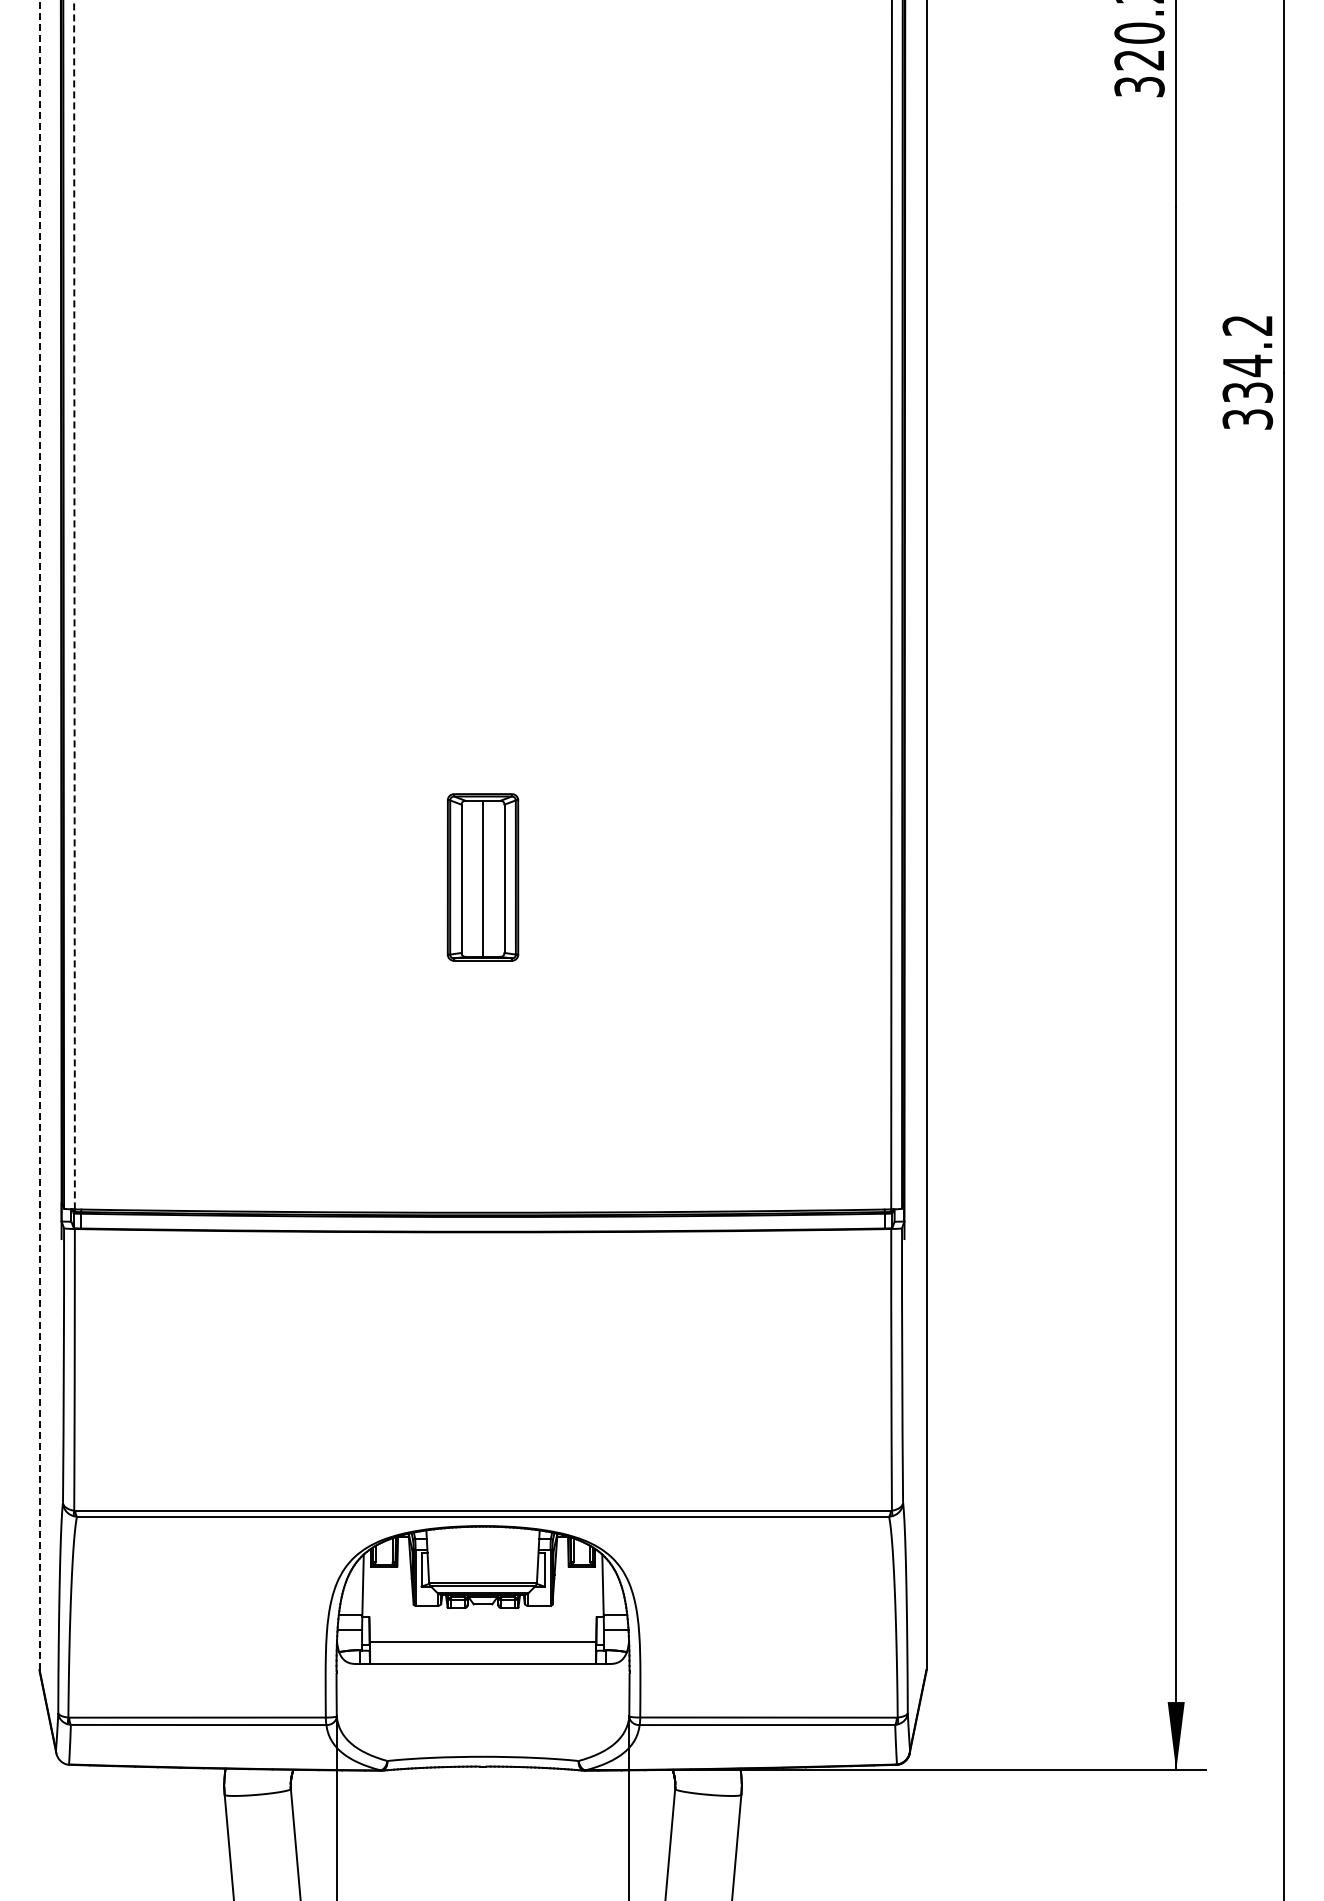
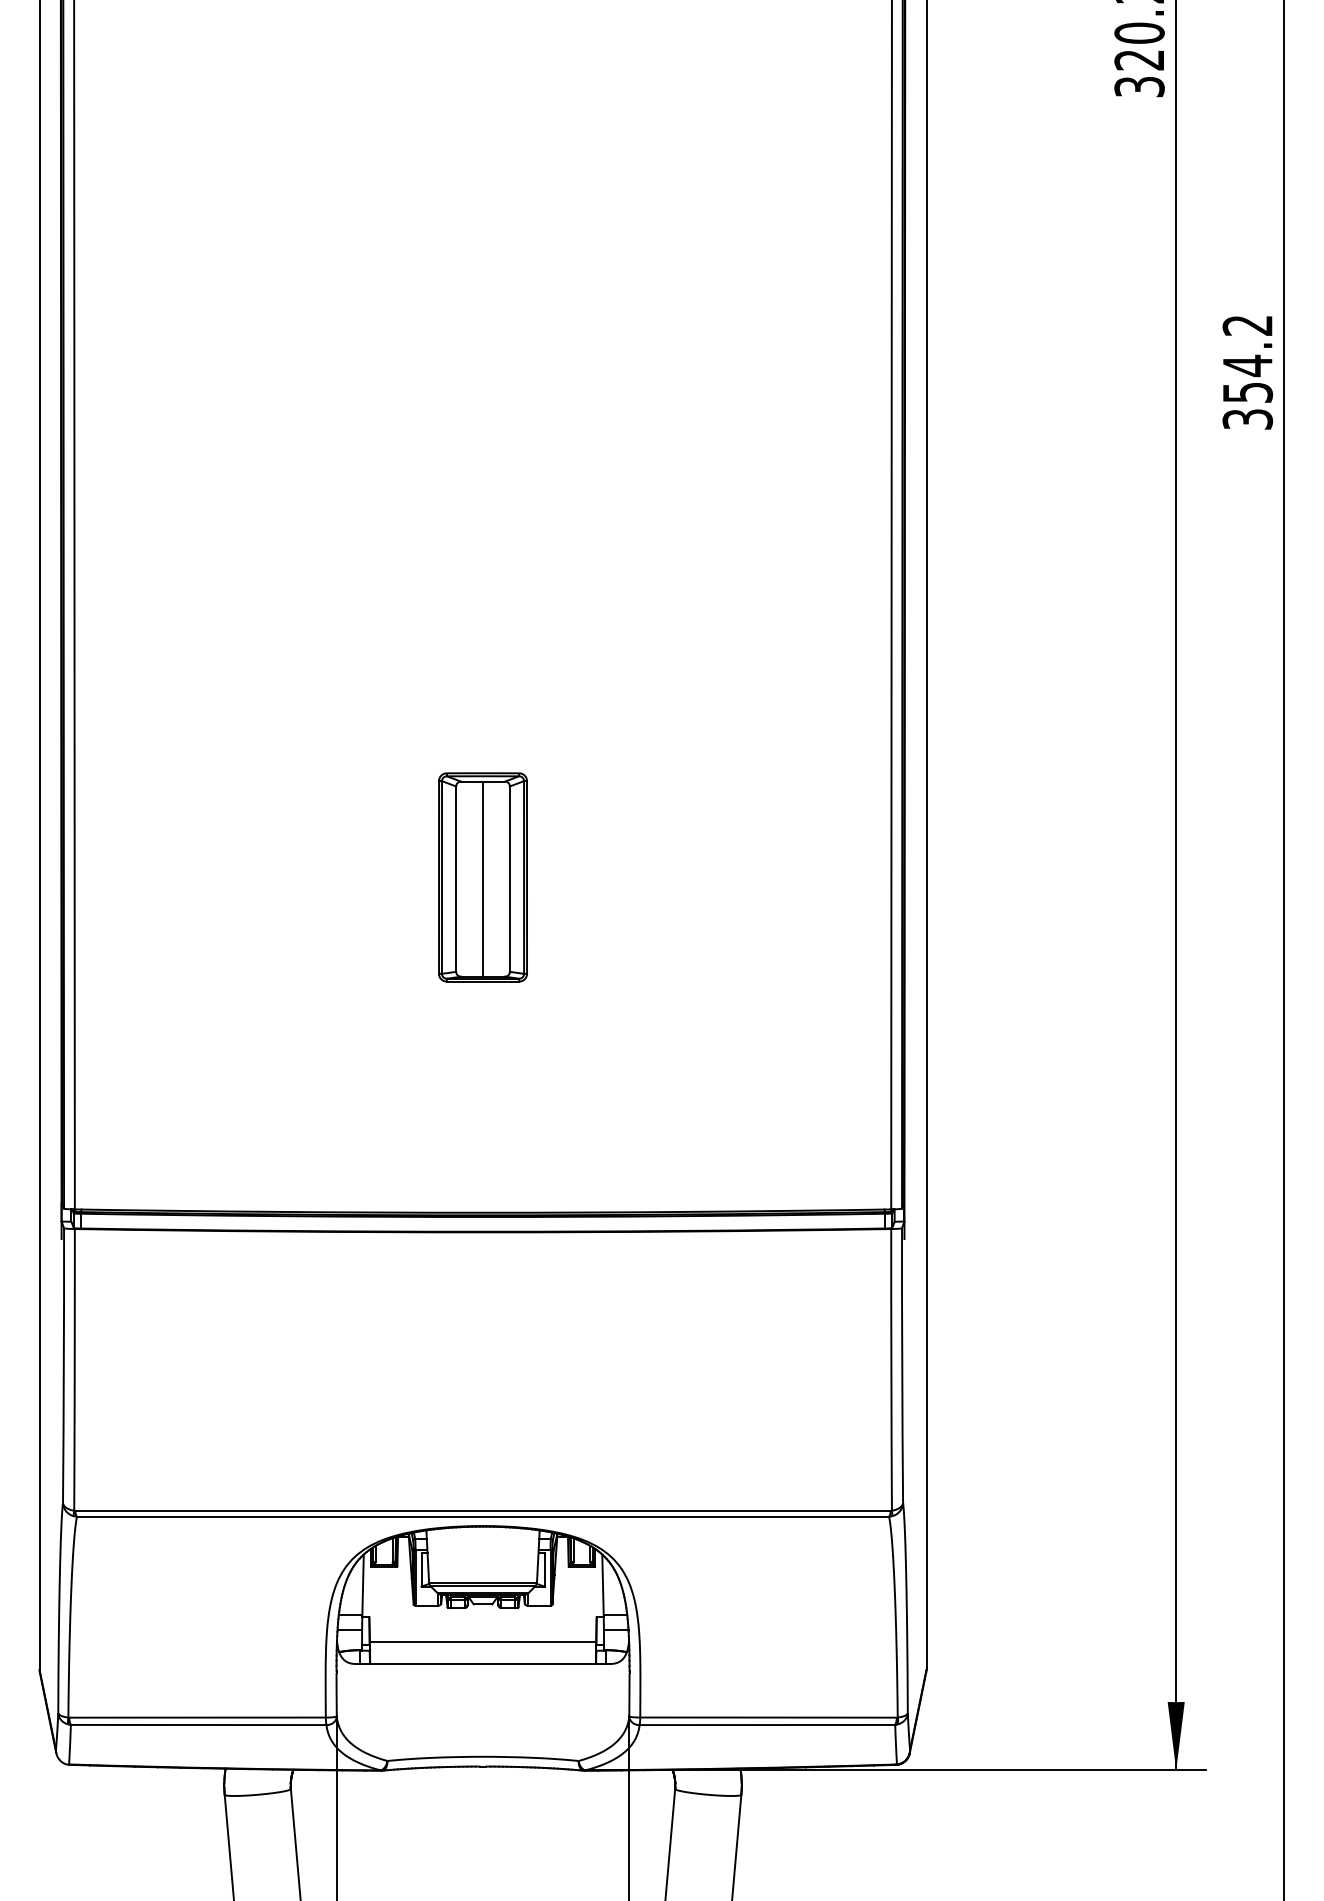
text: 334.2 -> 354.2 (1247, 392)
line: dashed -> solid (74, 604)
line: dashed -> solid (39, 834)
part size: 74x169 px -> 90x211 px (482, 877)
